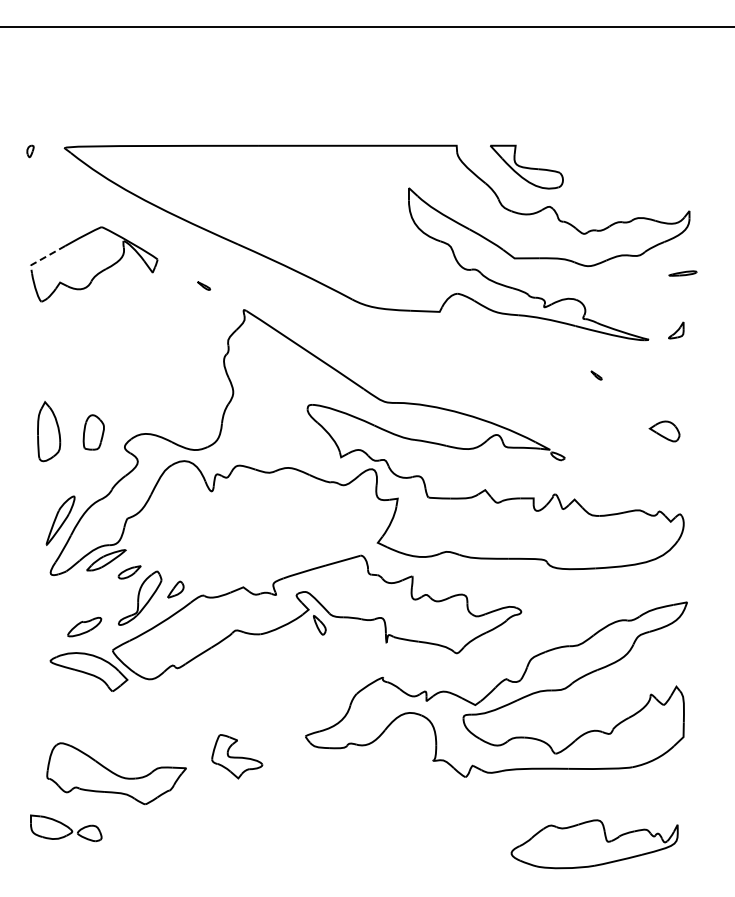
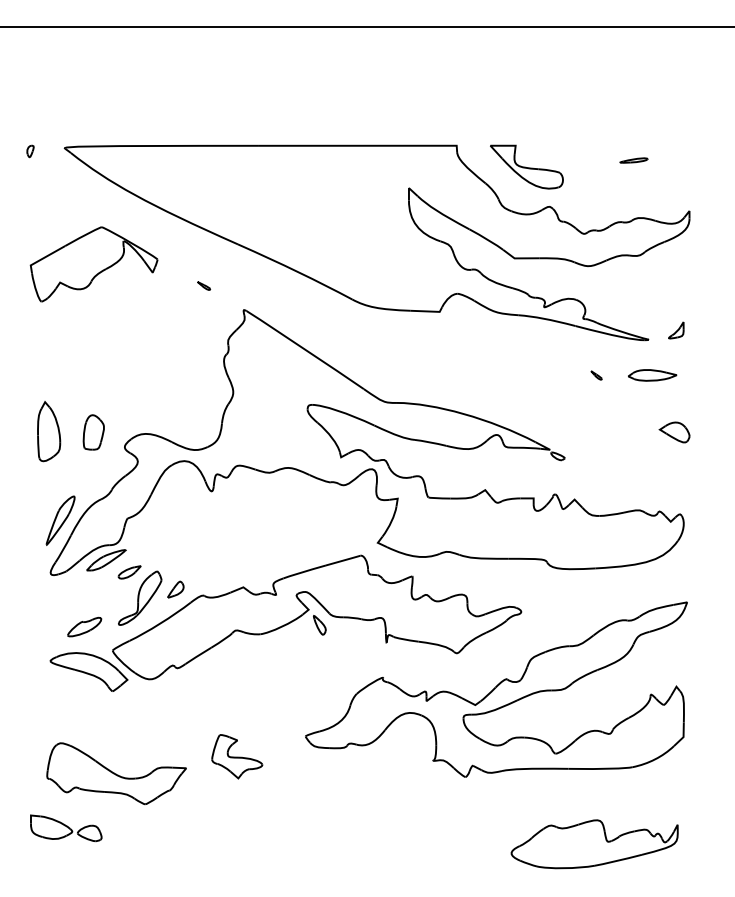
line: dashed -> solid (43, 258)
part position: (682, 273) -> (633, 160) (633, 160)
part: none -> present (652, 375)
part position: (664, 431) -> (674, 432) (674, 432)
